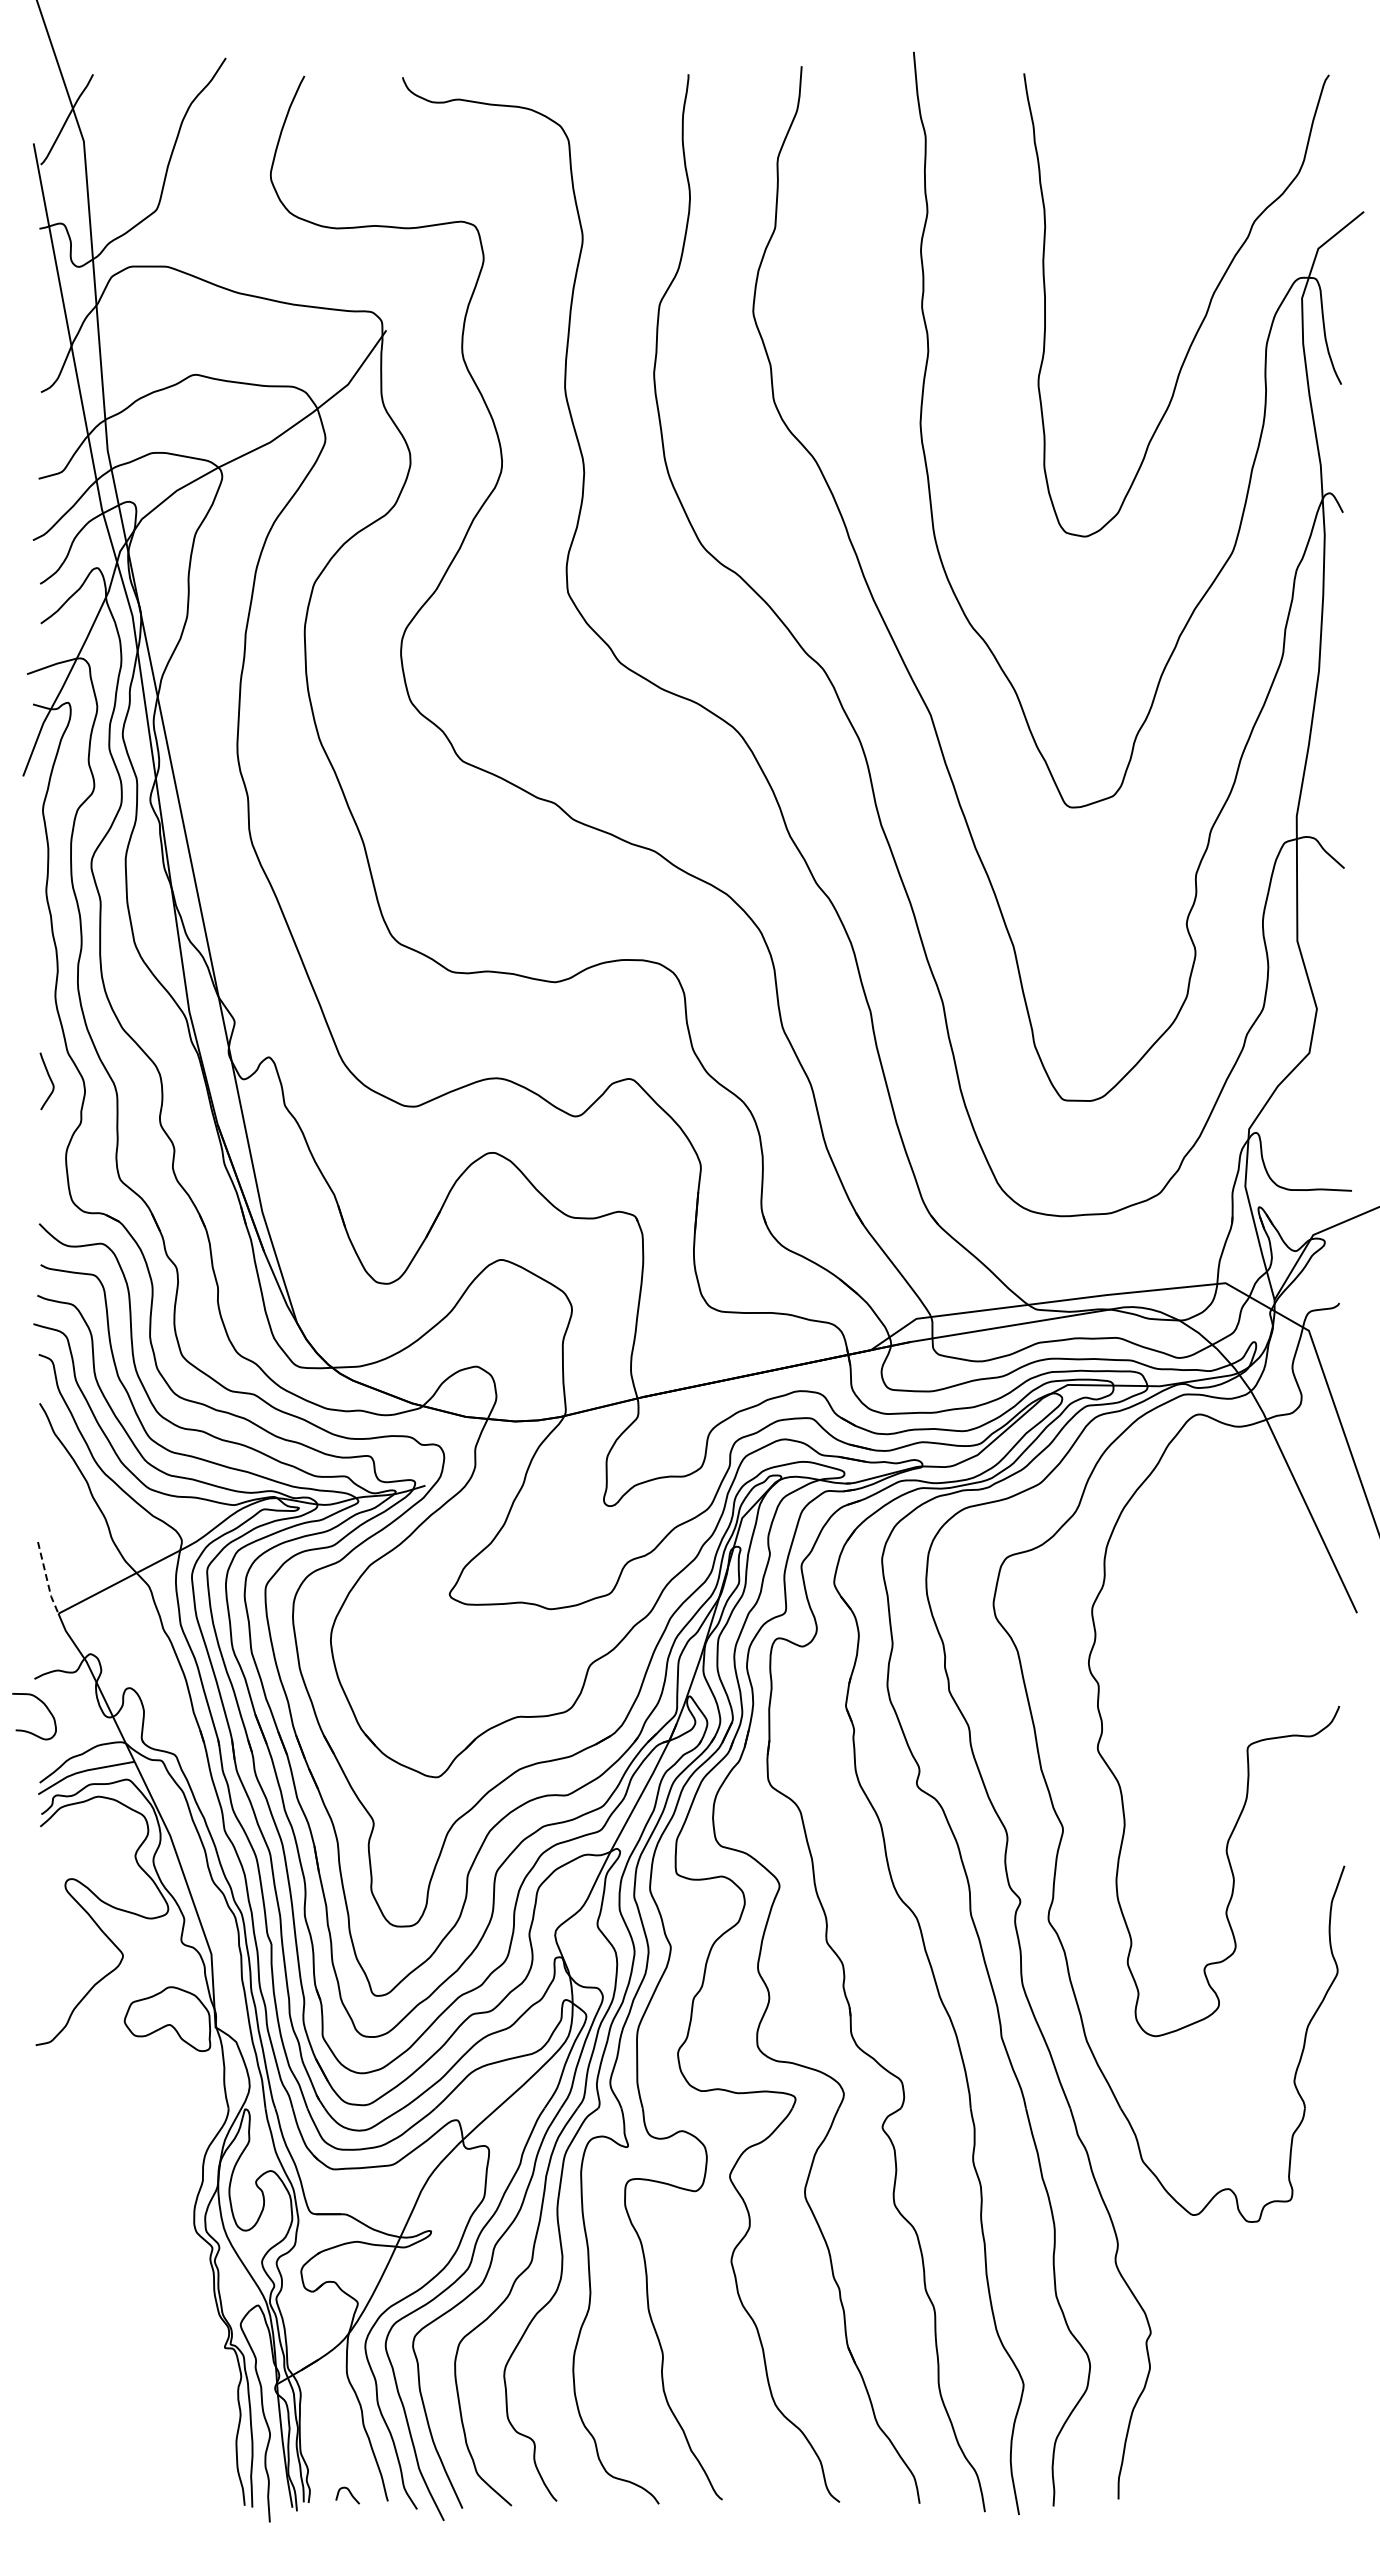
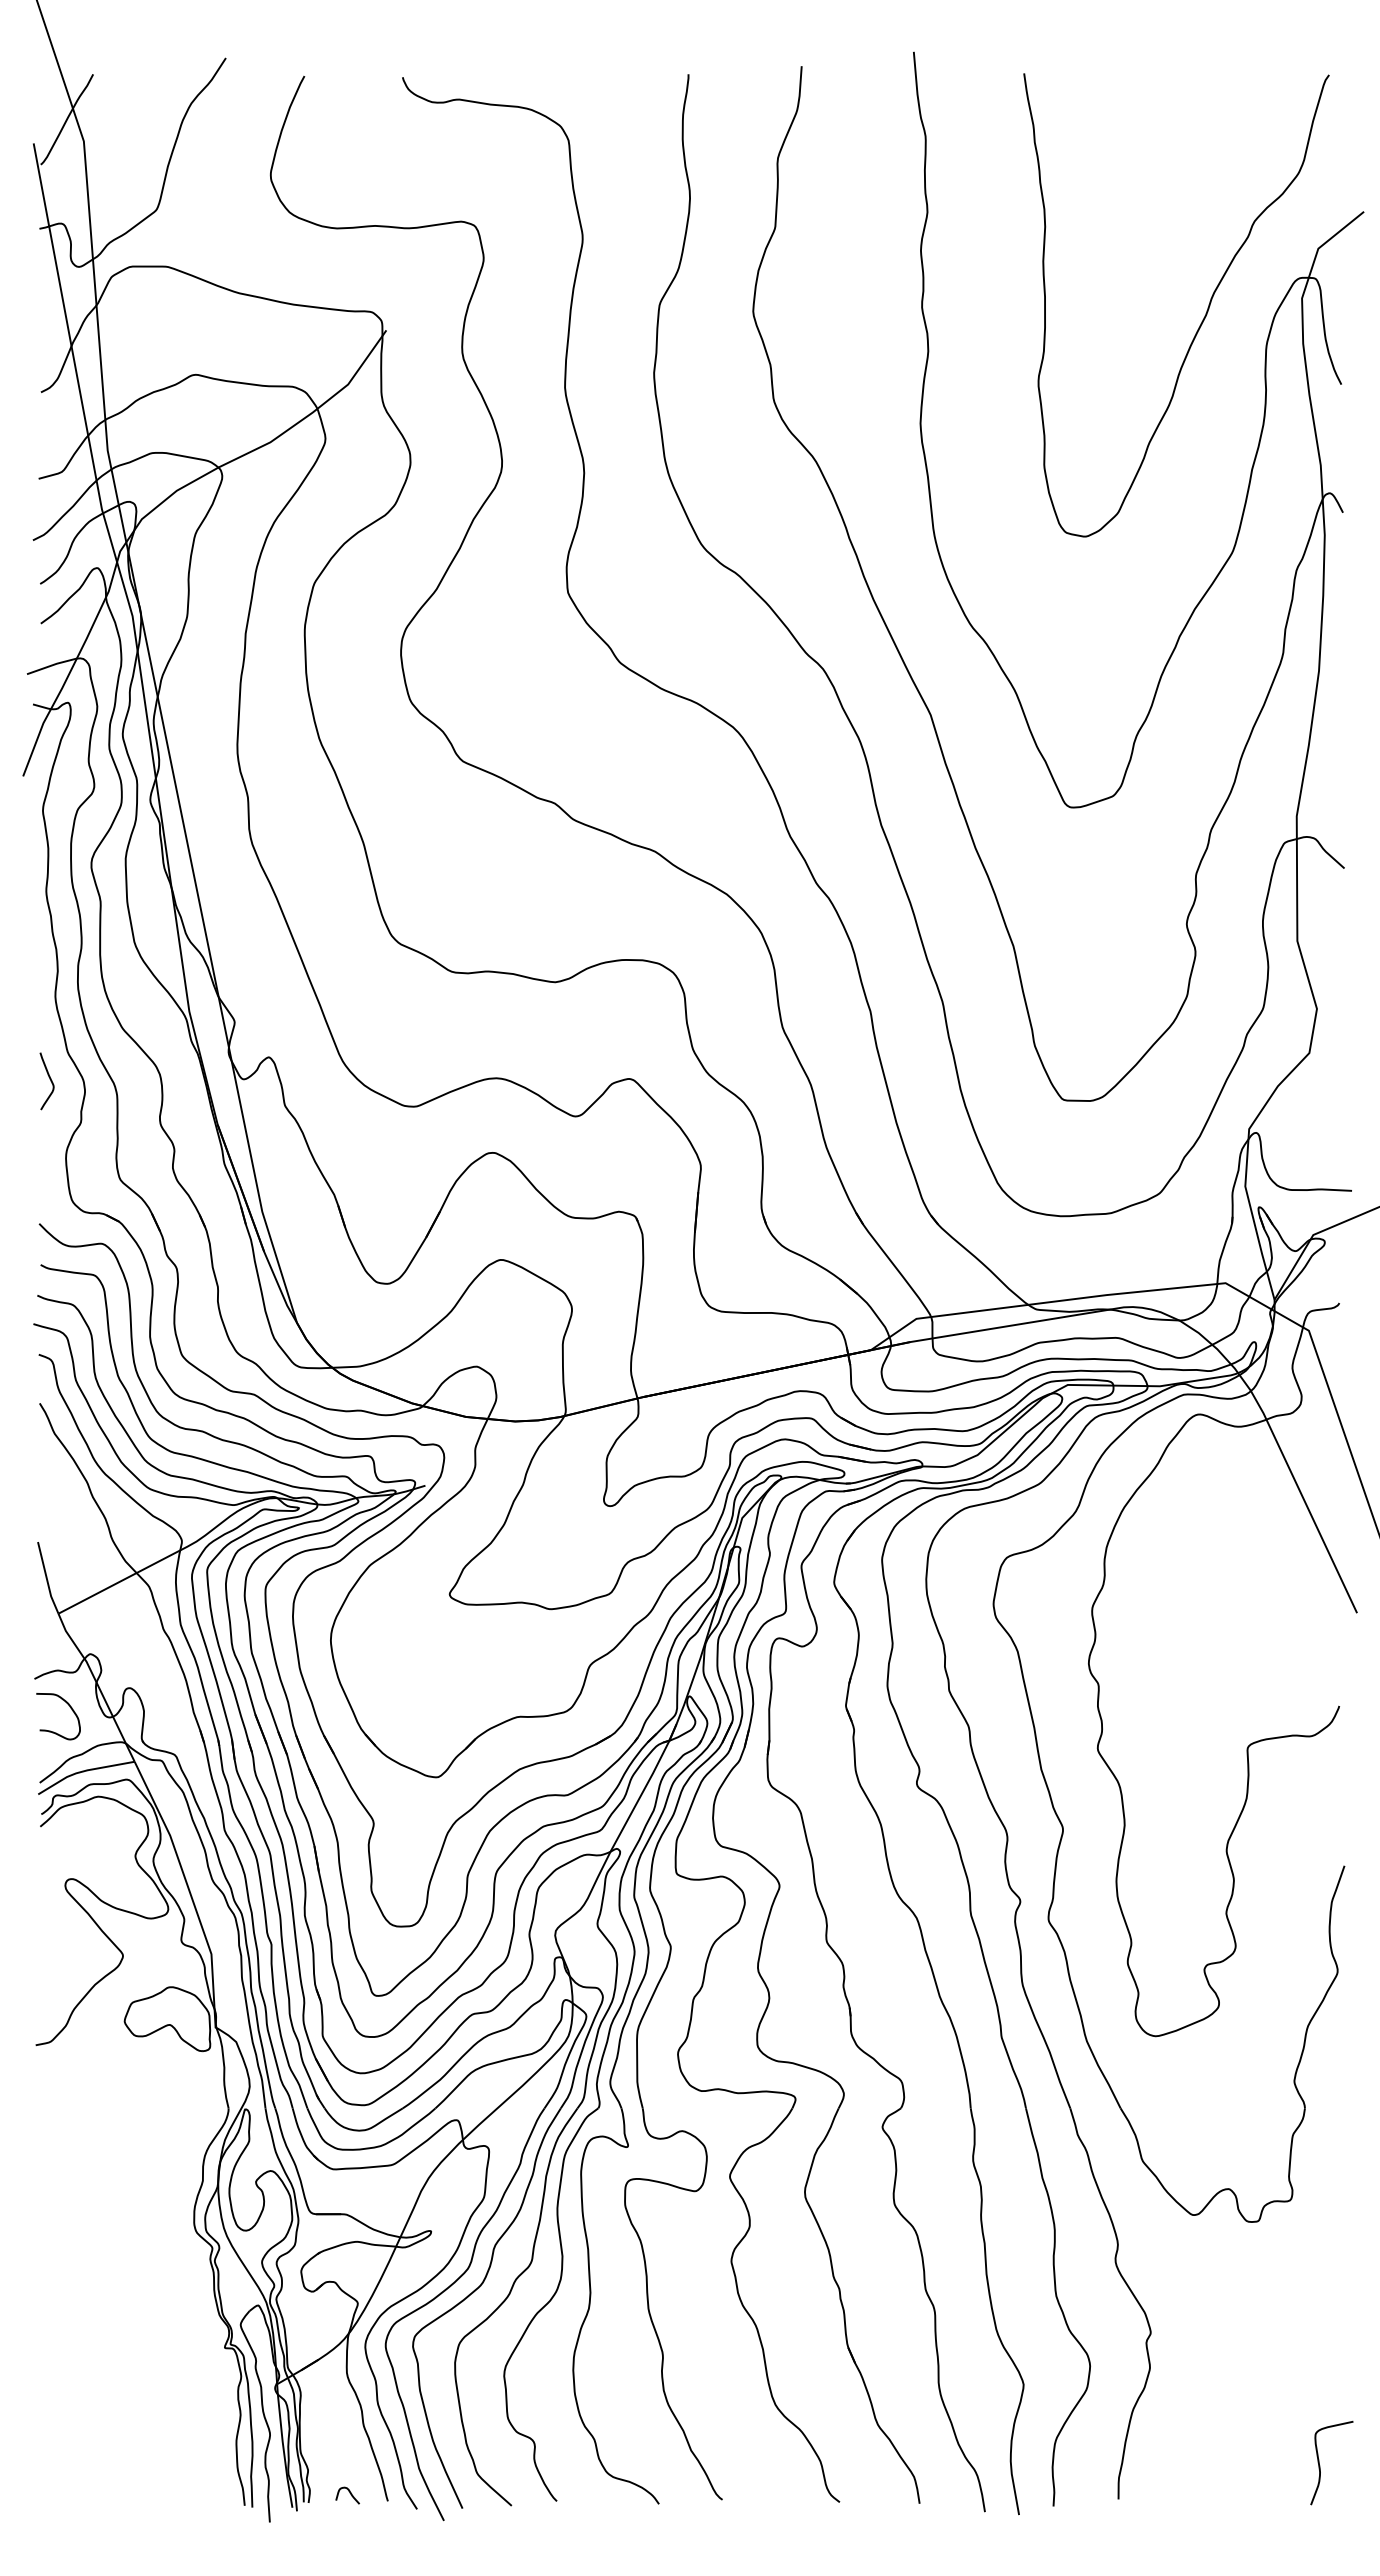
line: dashed -> solid (46, 1578)
curve position: (45, 1707) -> (69, 1707) (69, 1707)
curve: none -> present (1320, 2465)
